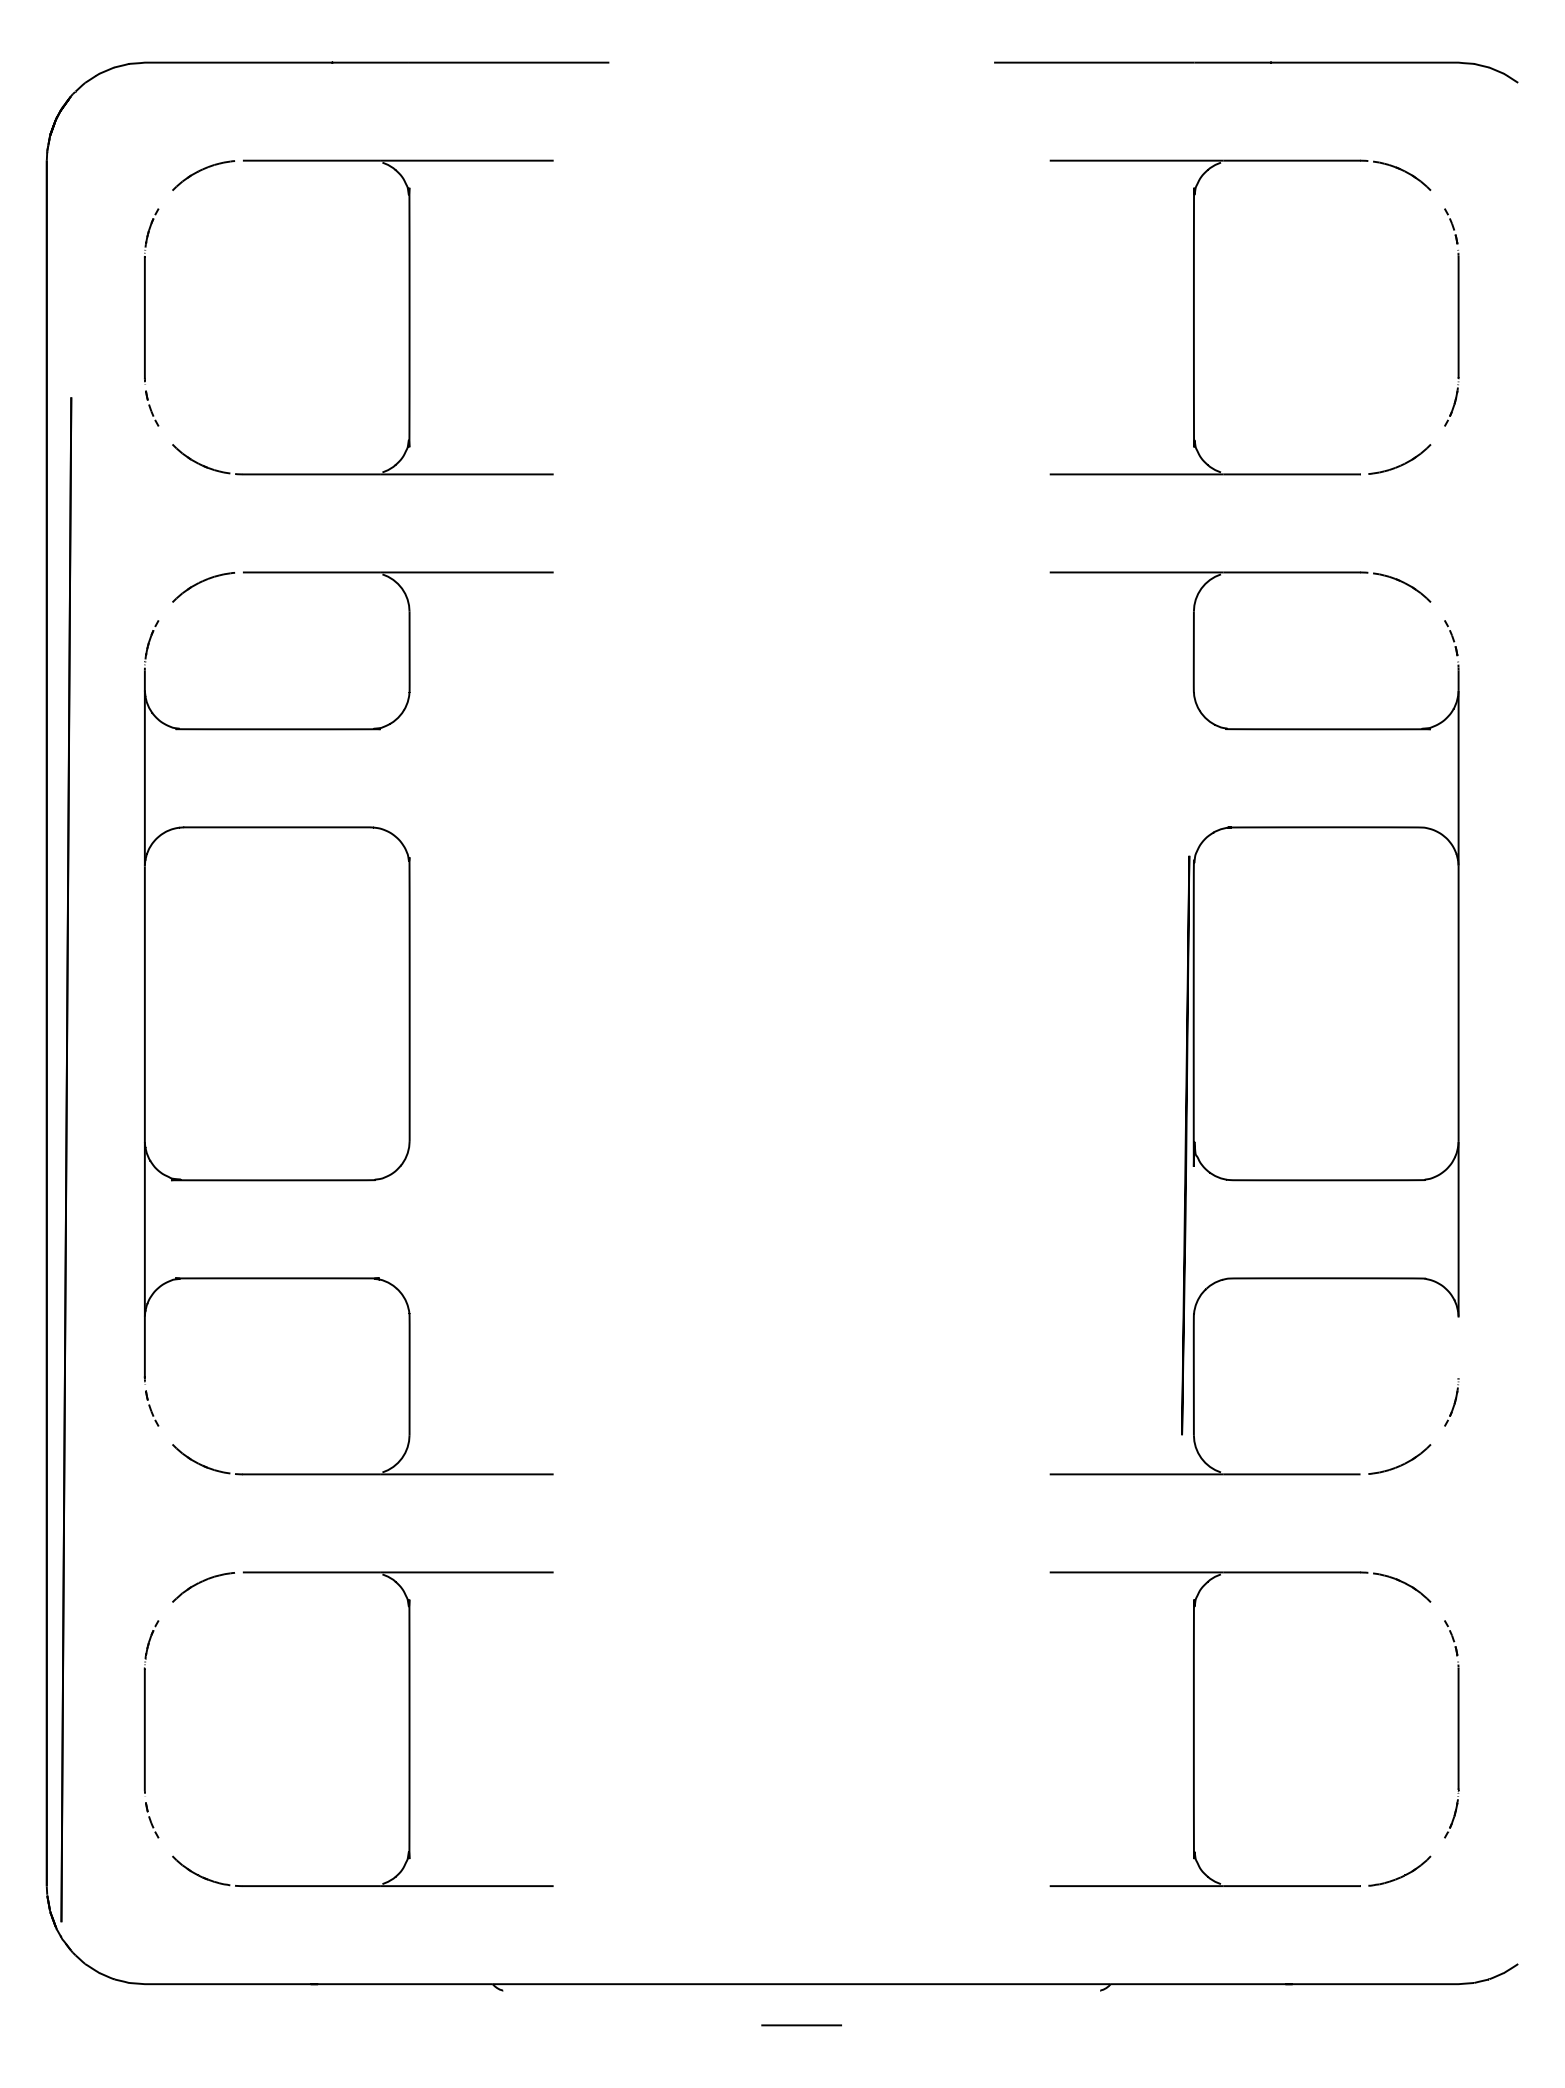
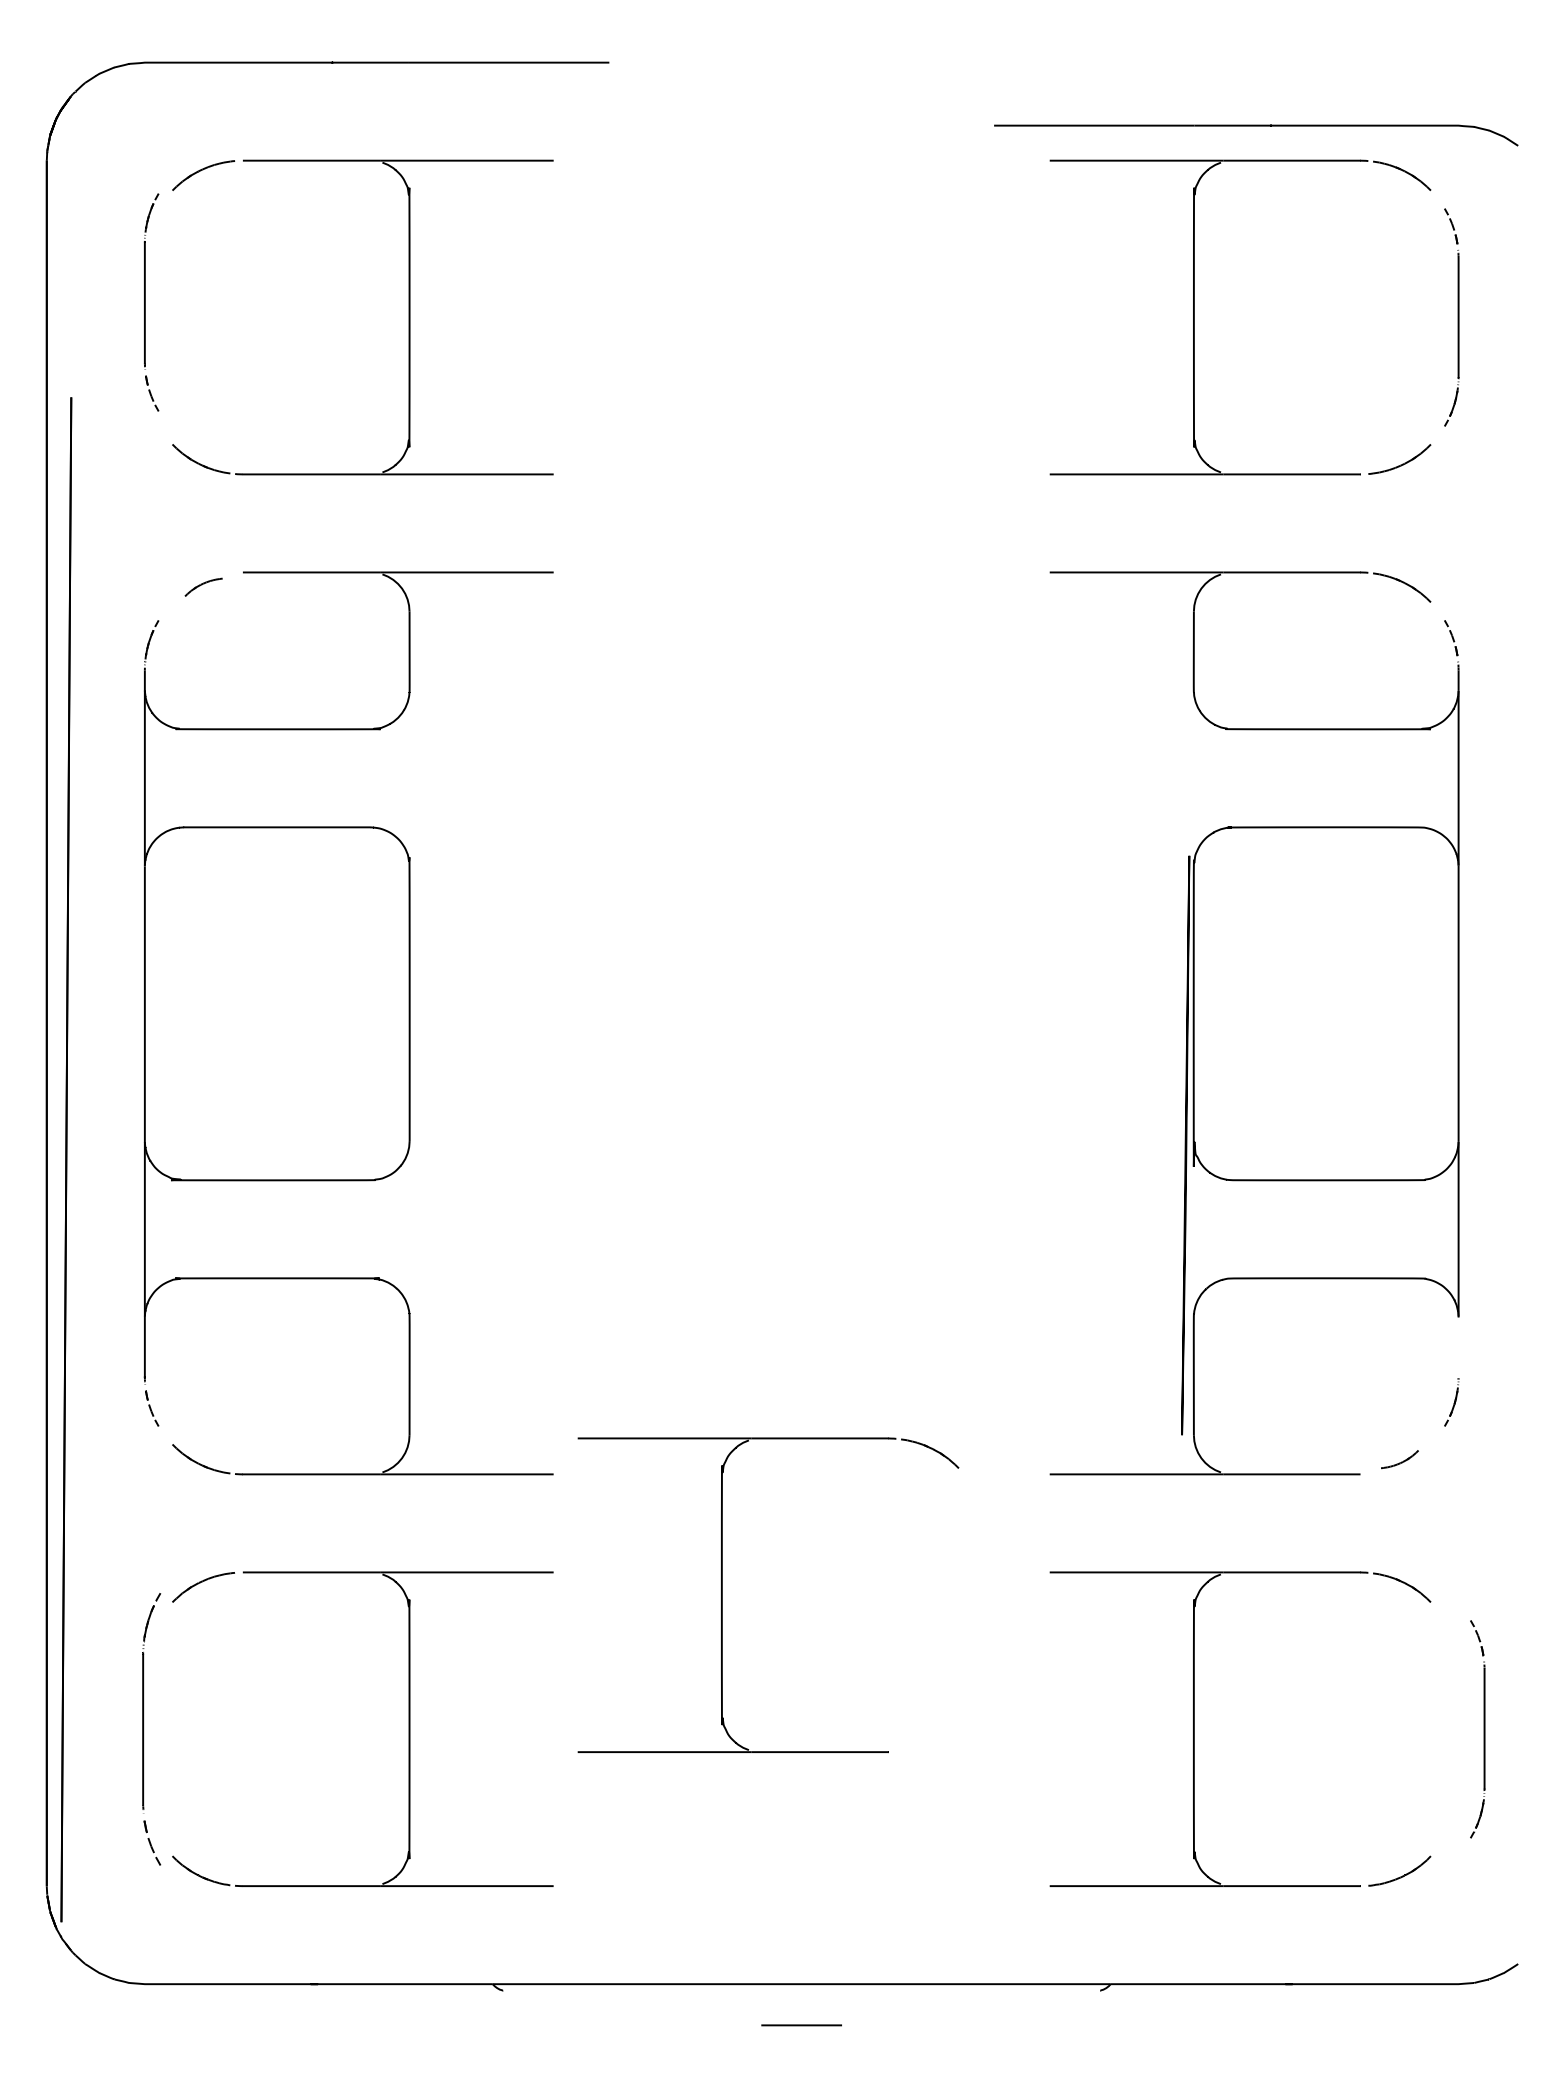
part position: (1256, 63) -> (1256, 126) (1256, 126)
part position: (151, 317) -> (151, 302) (151, 302)
part size: 64x31 px -> 39x20 px (203, 586)
part size: 64x31 px -> 38x20 px (1399, 1459)
part: none -> present (722, 1595)
part size: 17x219 px -> 20x273 px (151, 1729)
part position: (1451, 1729) -> (1477, 1729) (1477, 1729)
